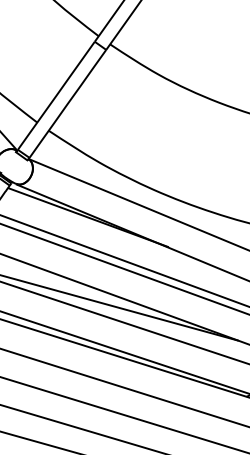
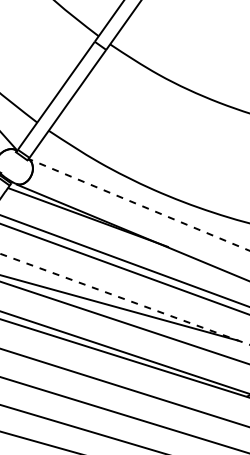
line: solid -> dashed (138, 204)
line: solid -> dashed (125, 299)
